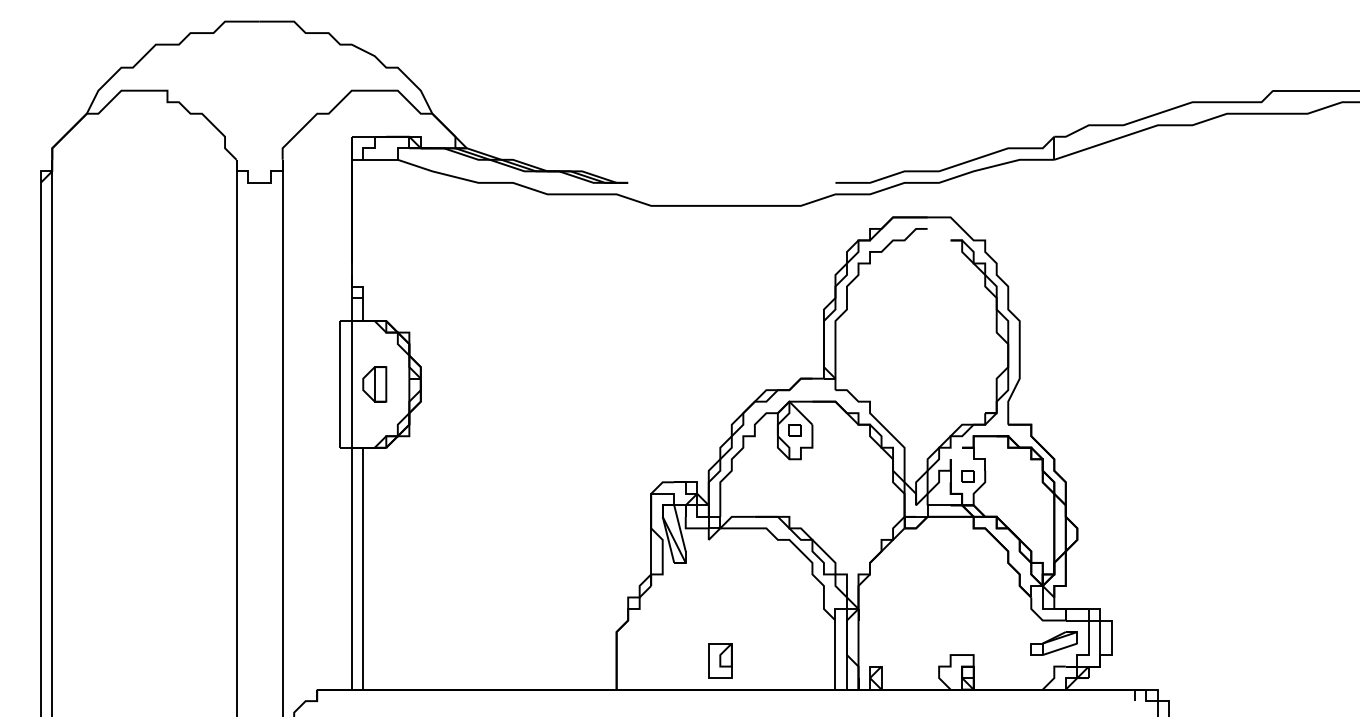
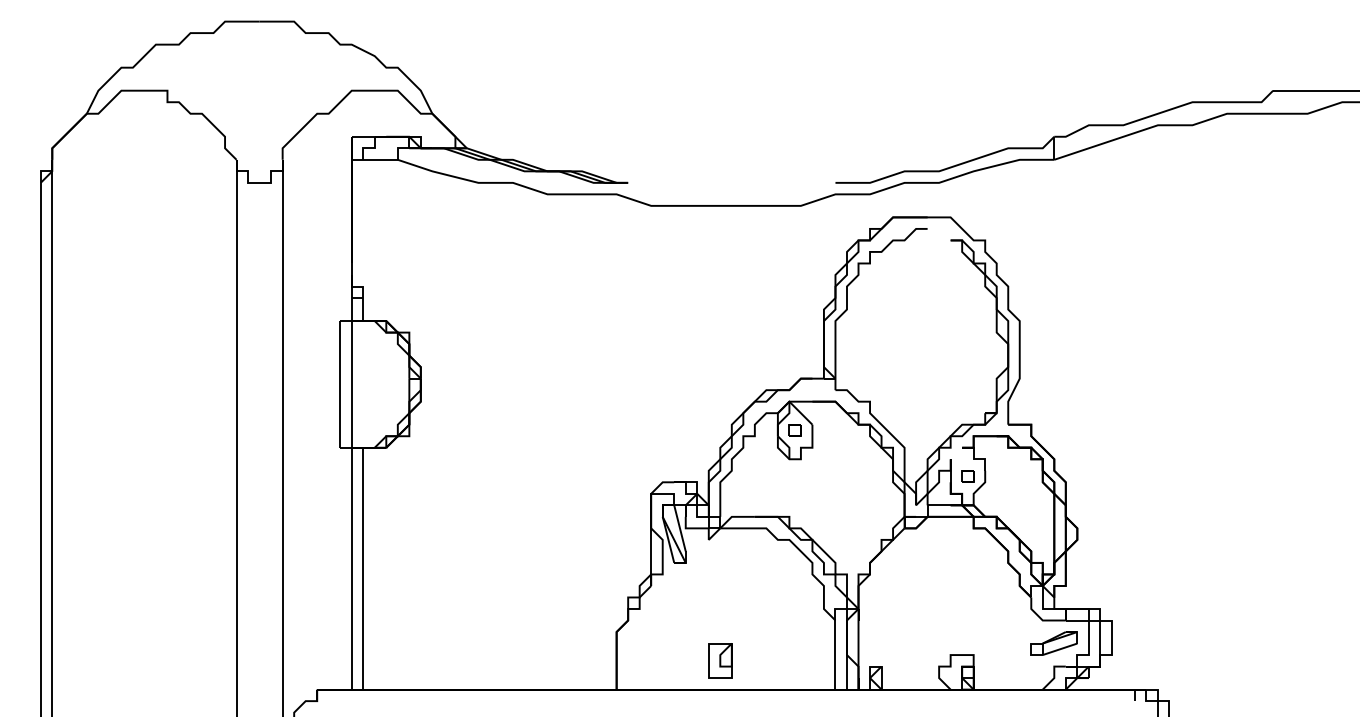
part: present -> none (374, 384)
